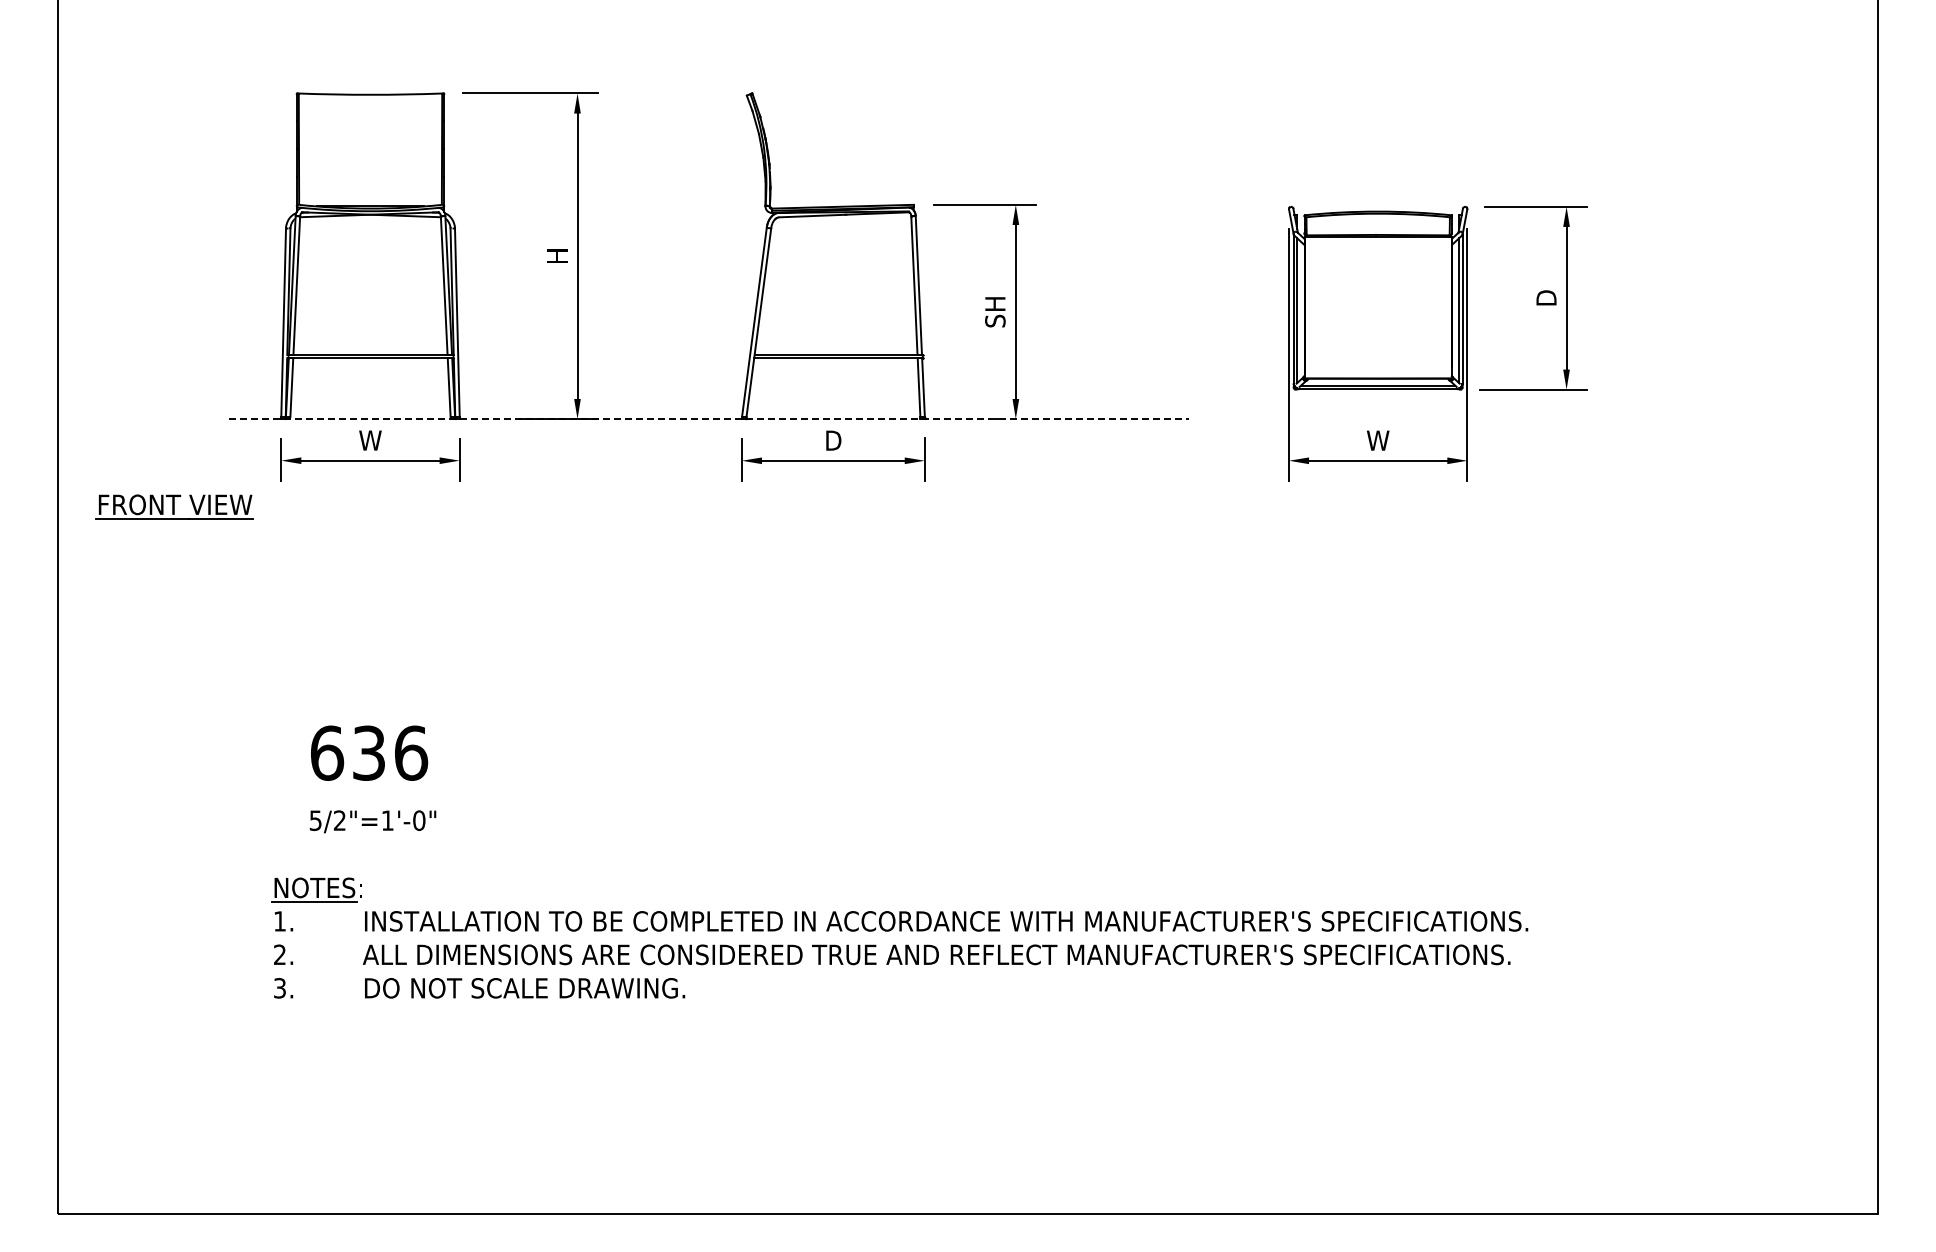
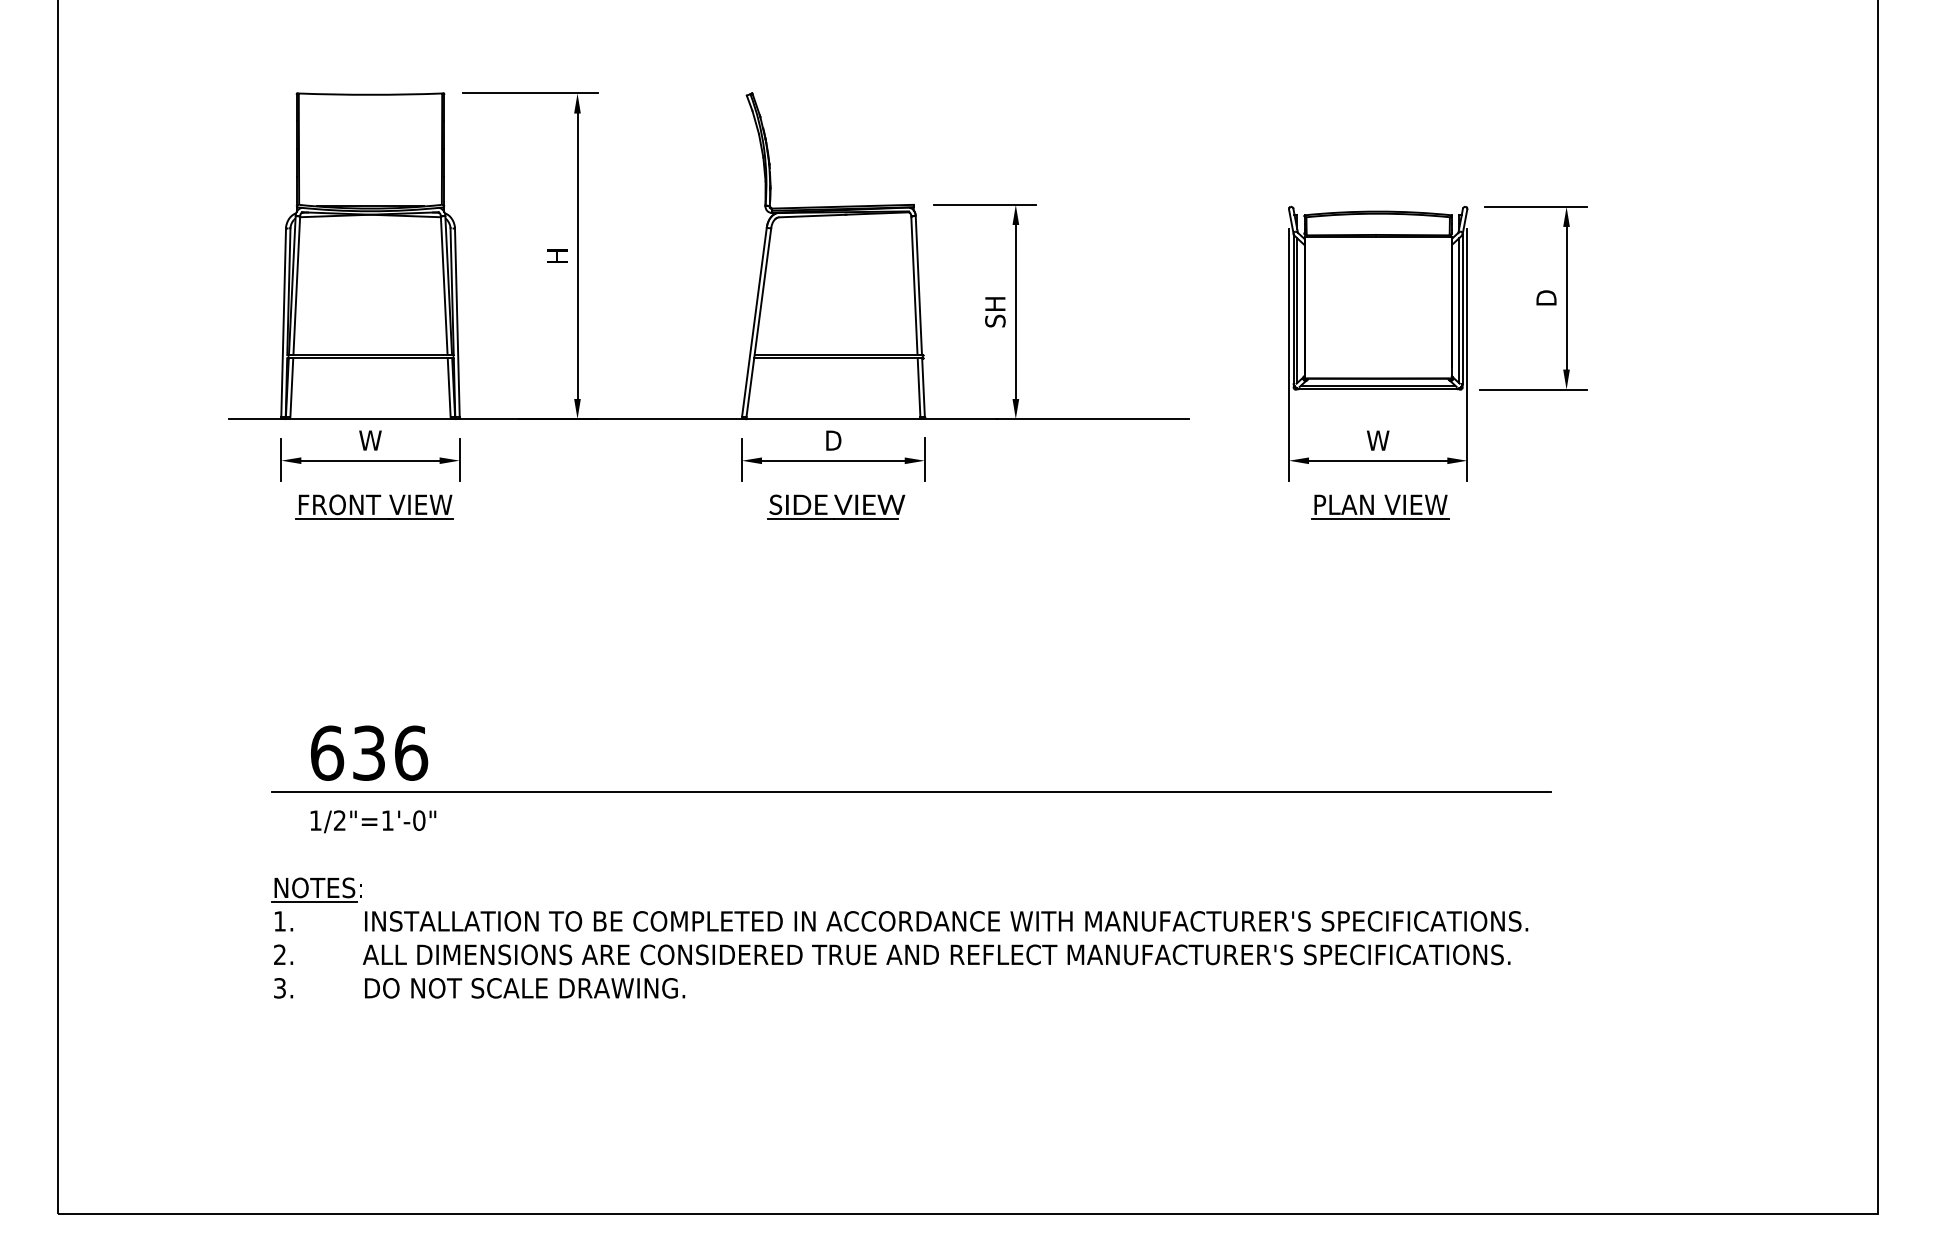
line: dashed -> solid (709, 419)
part position: (174, 506) -> (374, 506) (374, 506)
part: none -> present (836, 506)
part: none -> present (1373, 506)
line: none -> present (911, 792)
text: 5/2"=1'-0" -> 1/2"=1'-0" (315, 820)
